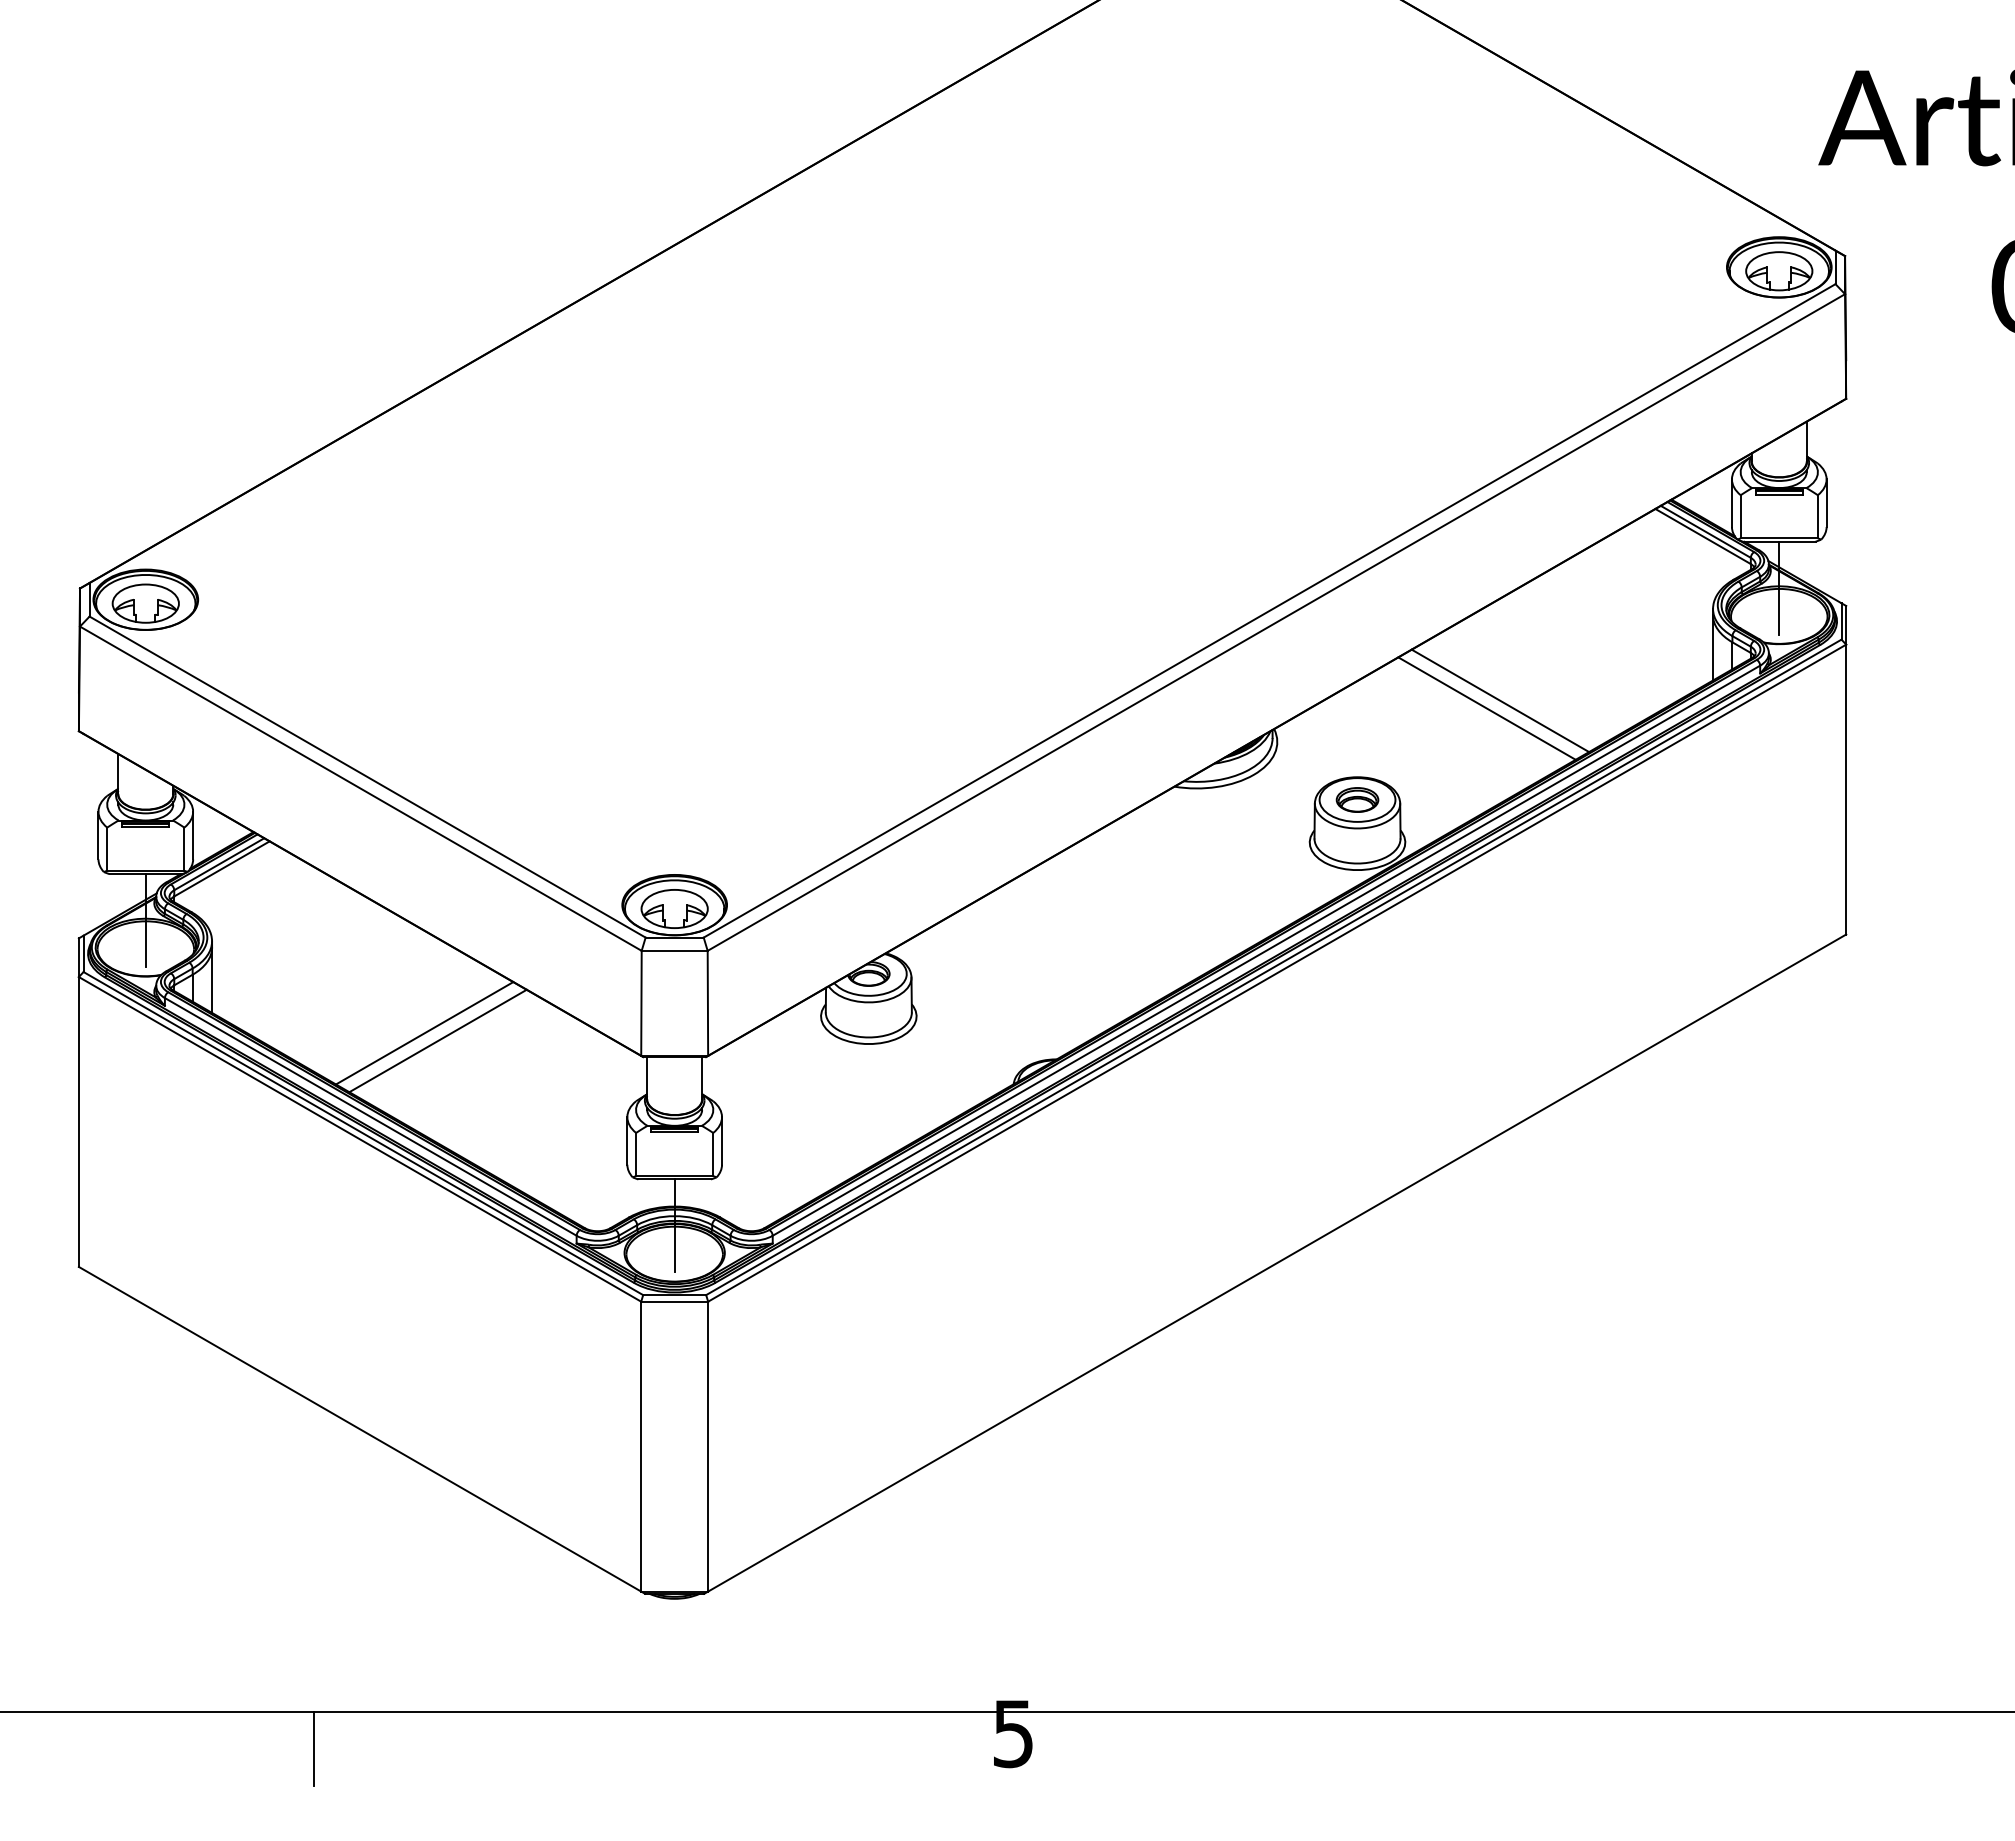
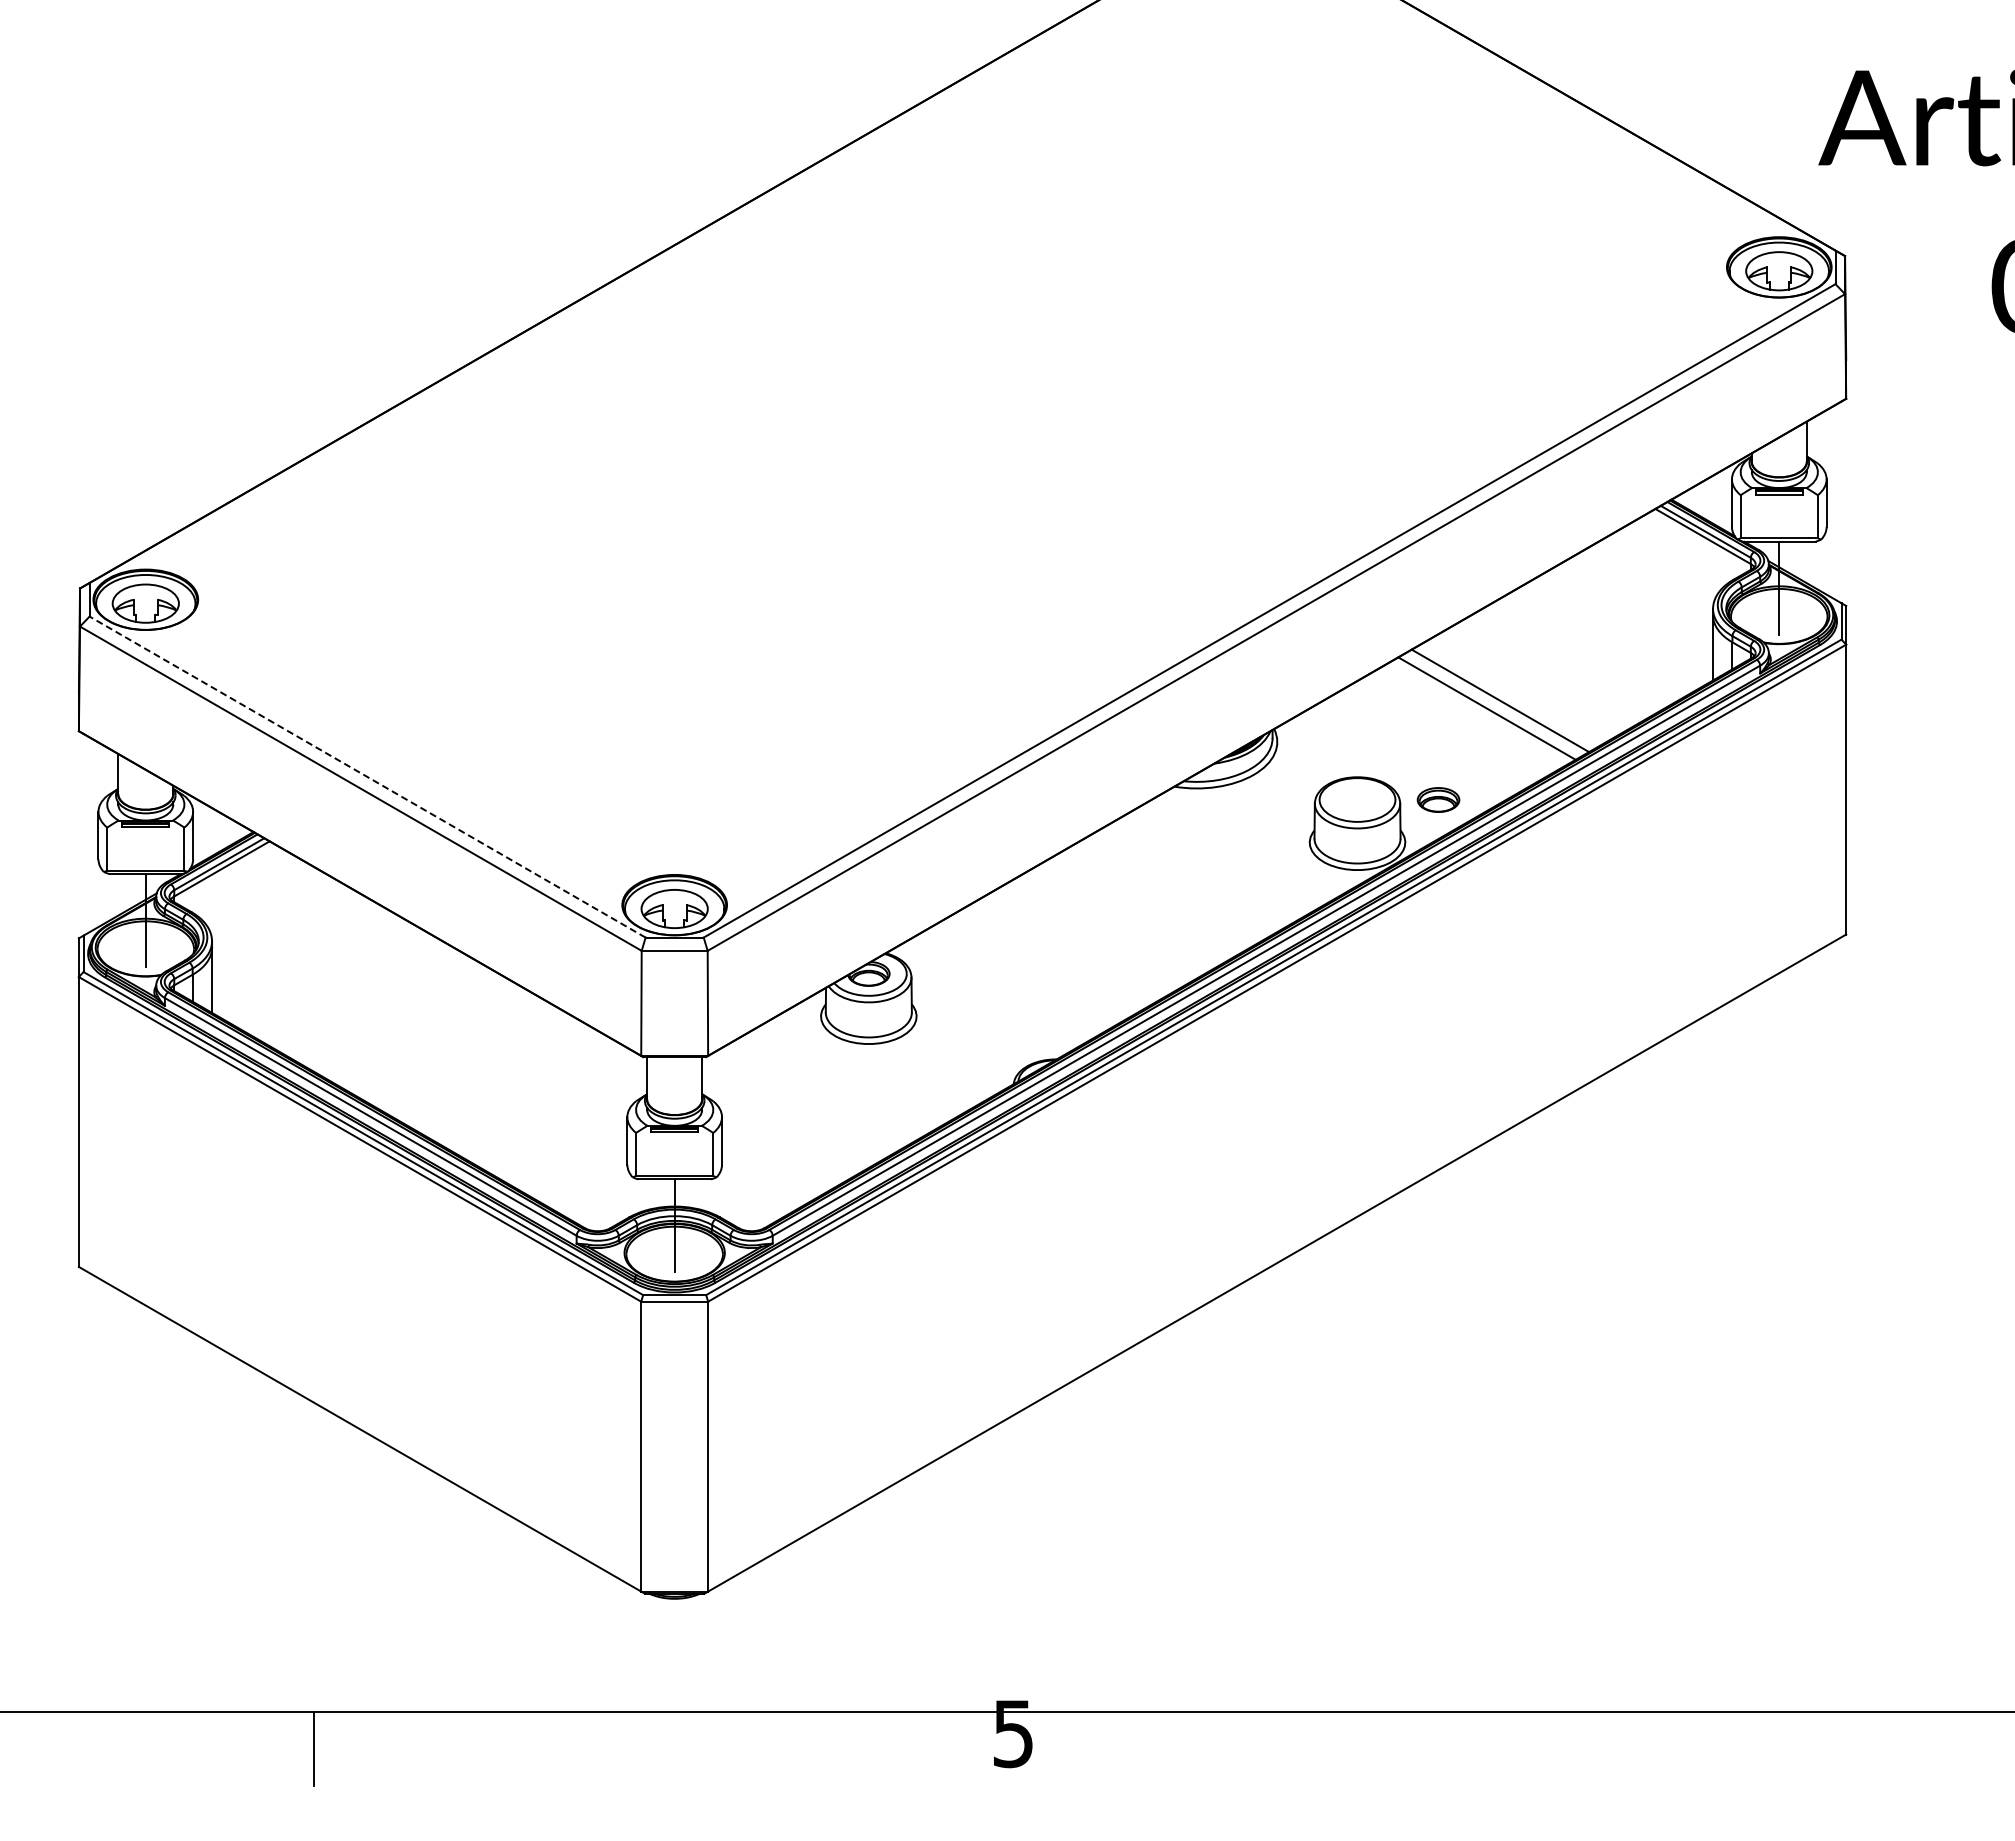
line: solid -> dashed (367, 776)
part position: (1357, 799) -> (1438, 799) (1438, 799)
line: present -> none (424, 1033)
line: present -> none (437, 1040)
